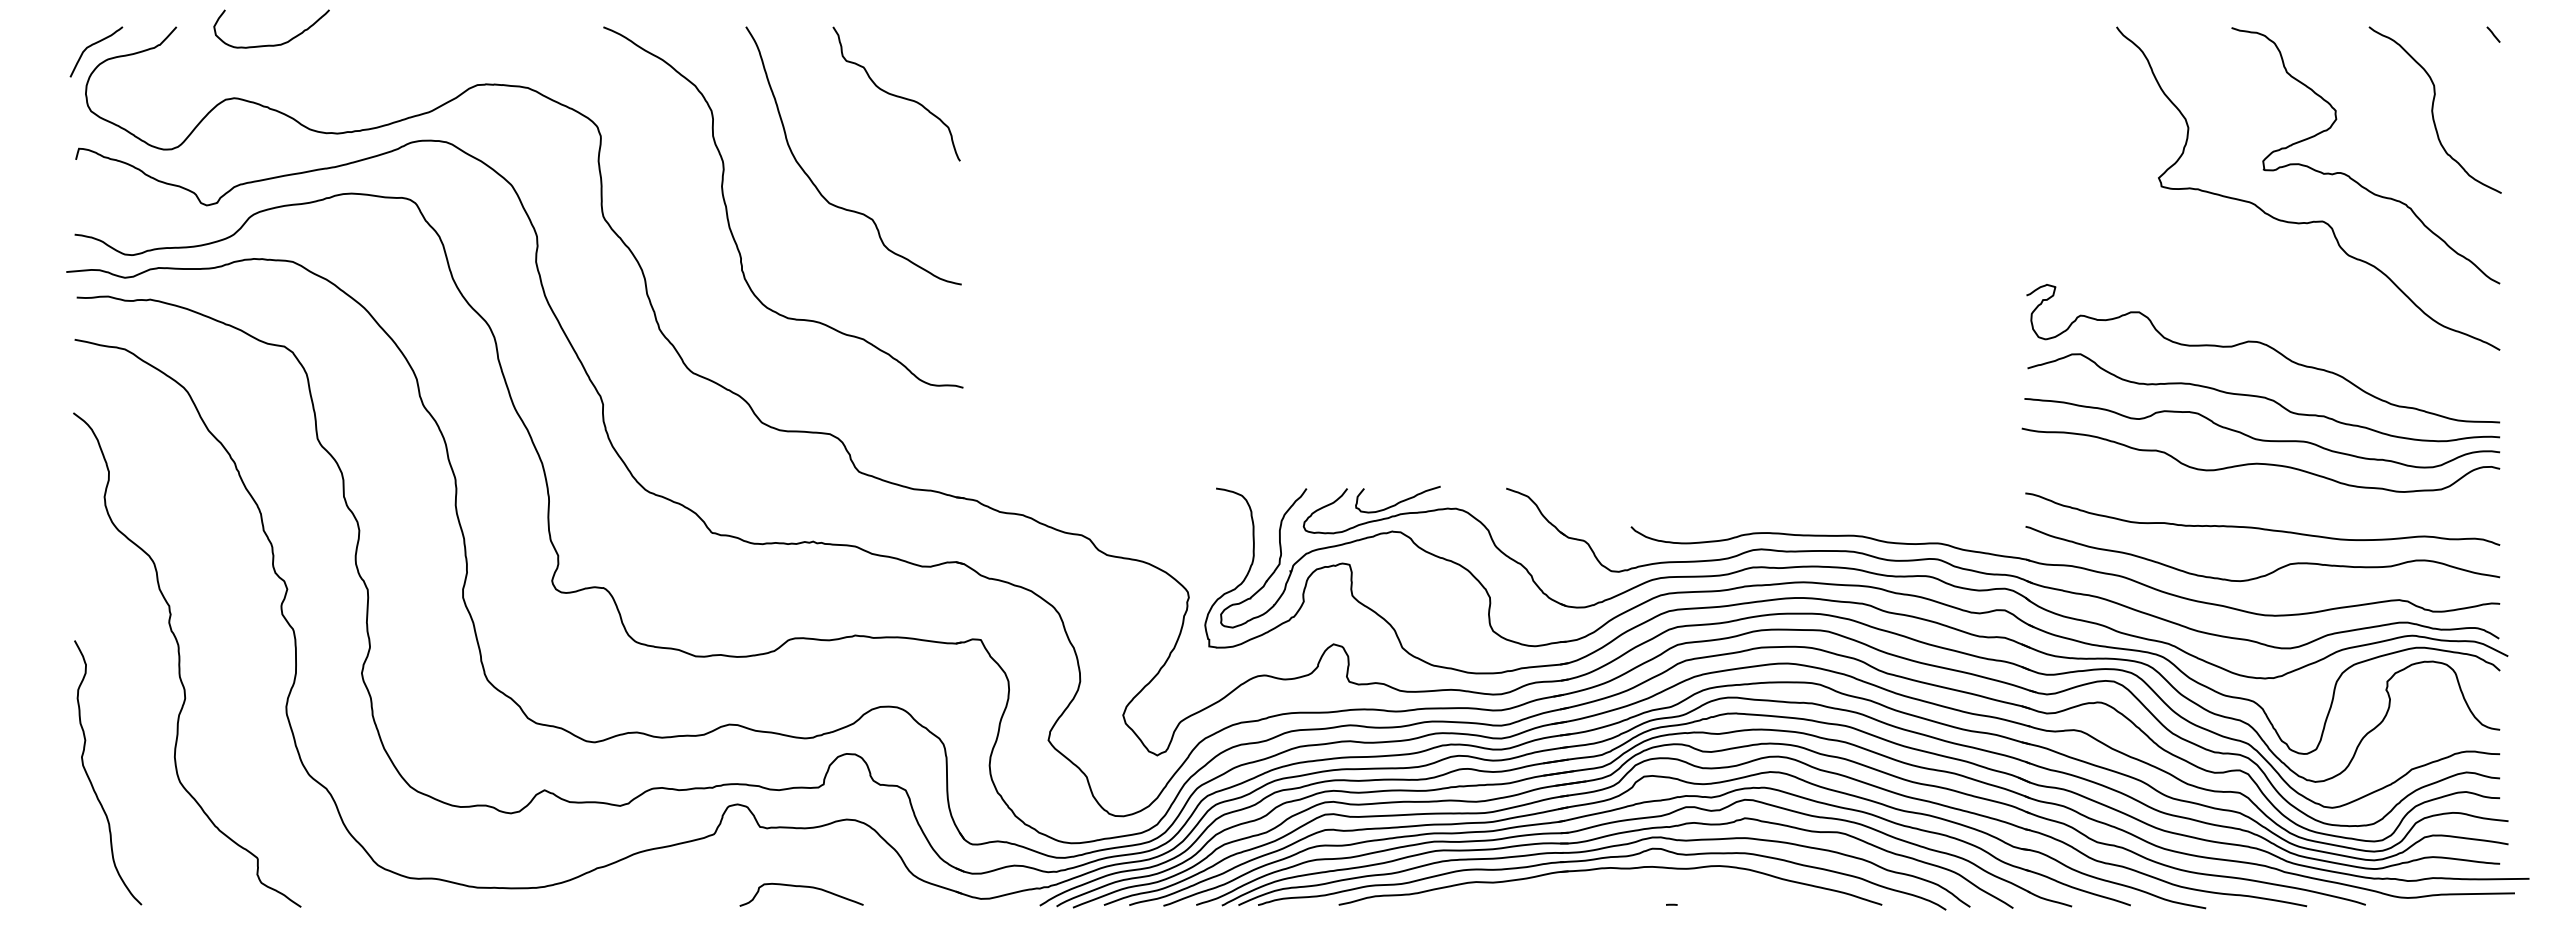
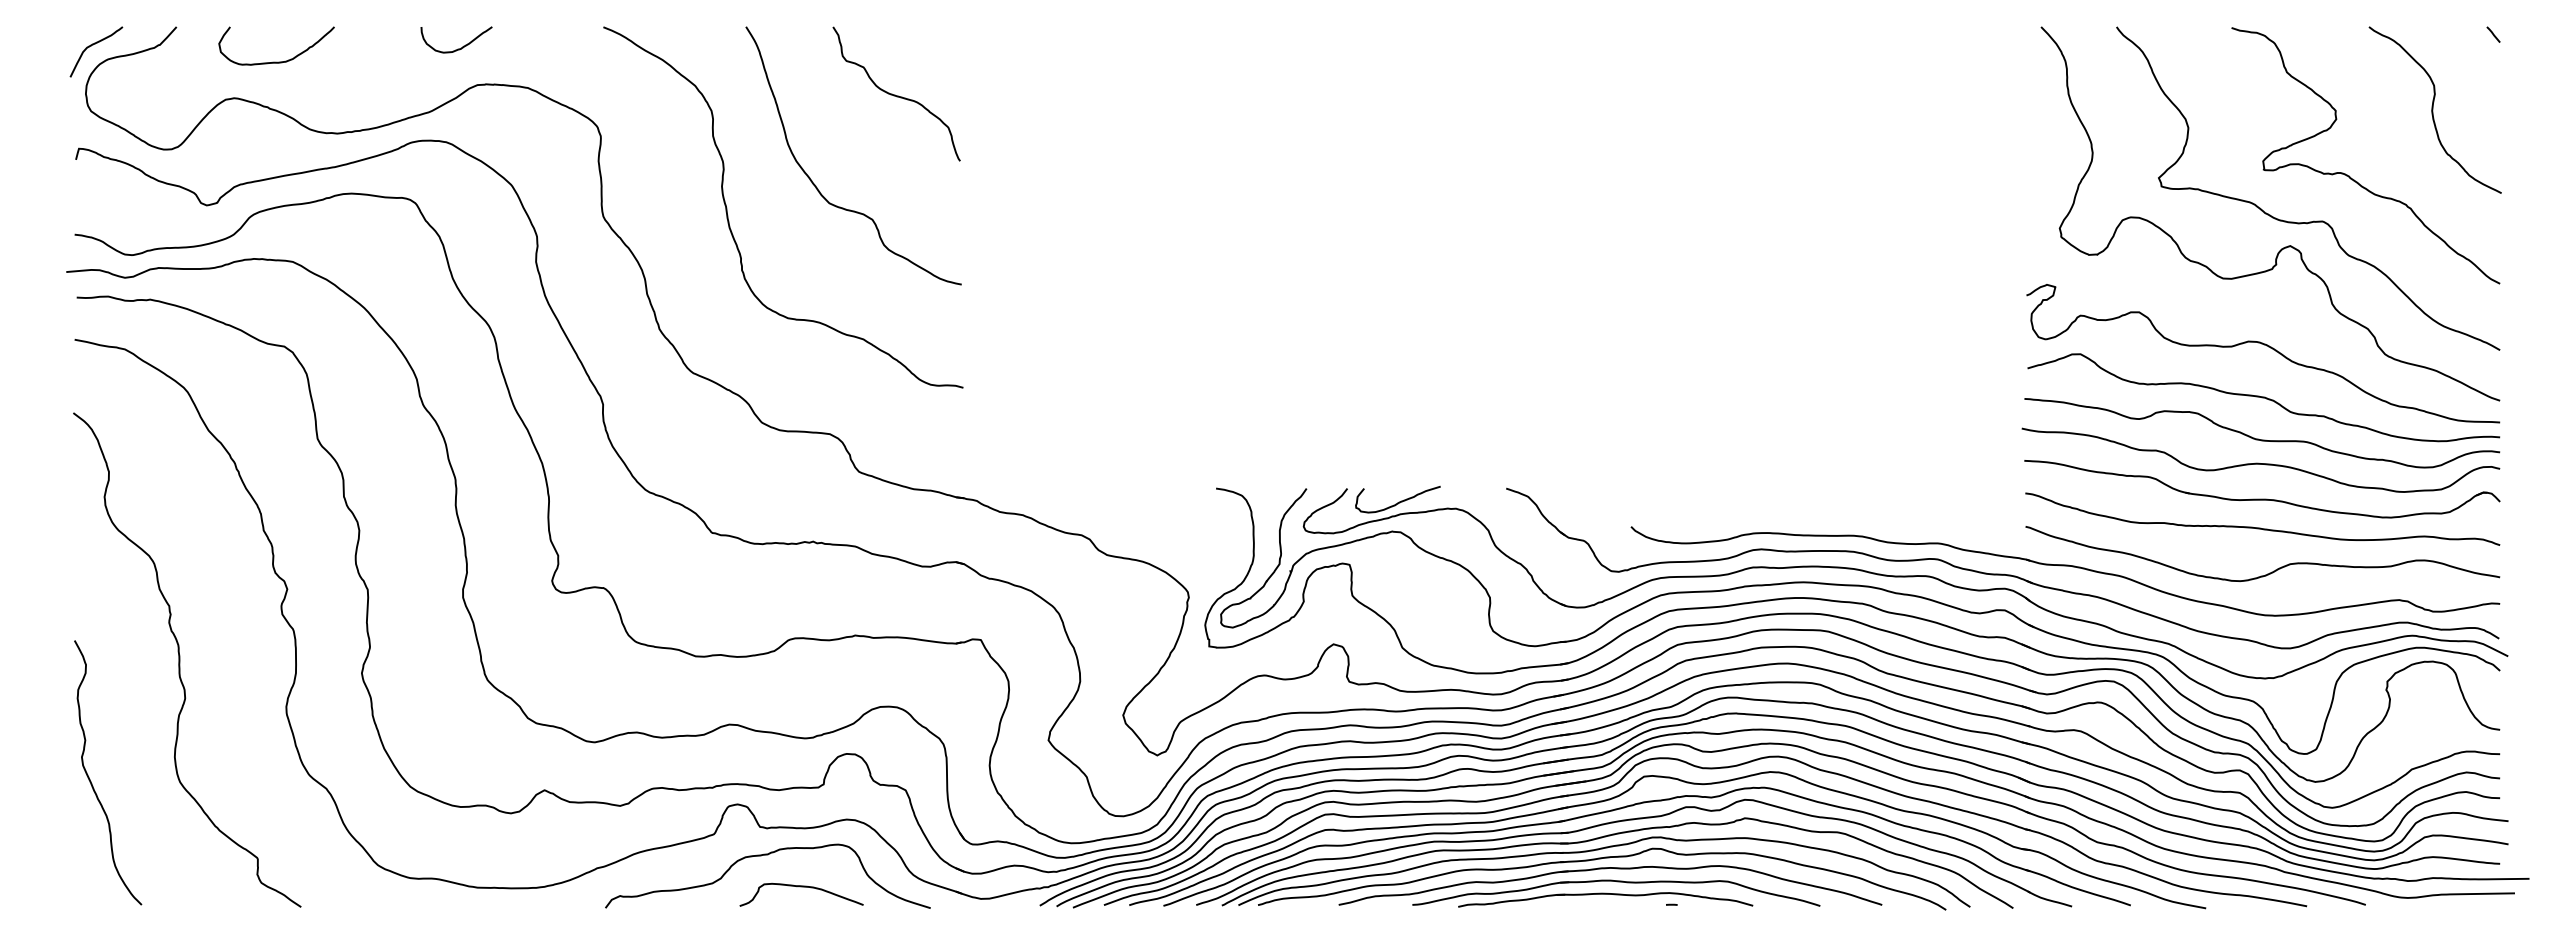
curve position: (271, 44) -> (276, 61) (276, 61)
curve: none -> present (457, 48)
curve: none -> present (2285, 246)
part: none -> present (2262, 498)
curve: none -> present (761, 856)
part: none -> present (1616, 893)
